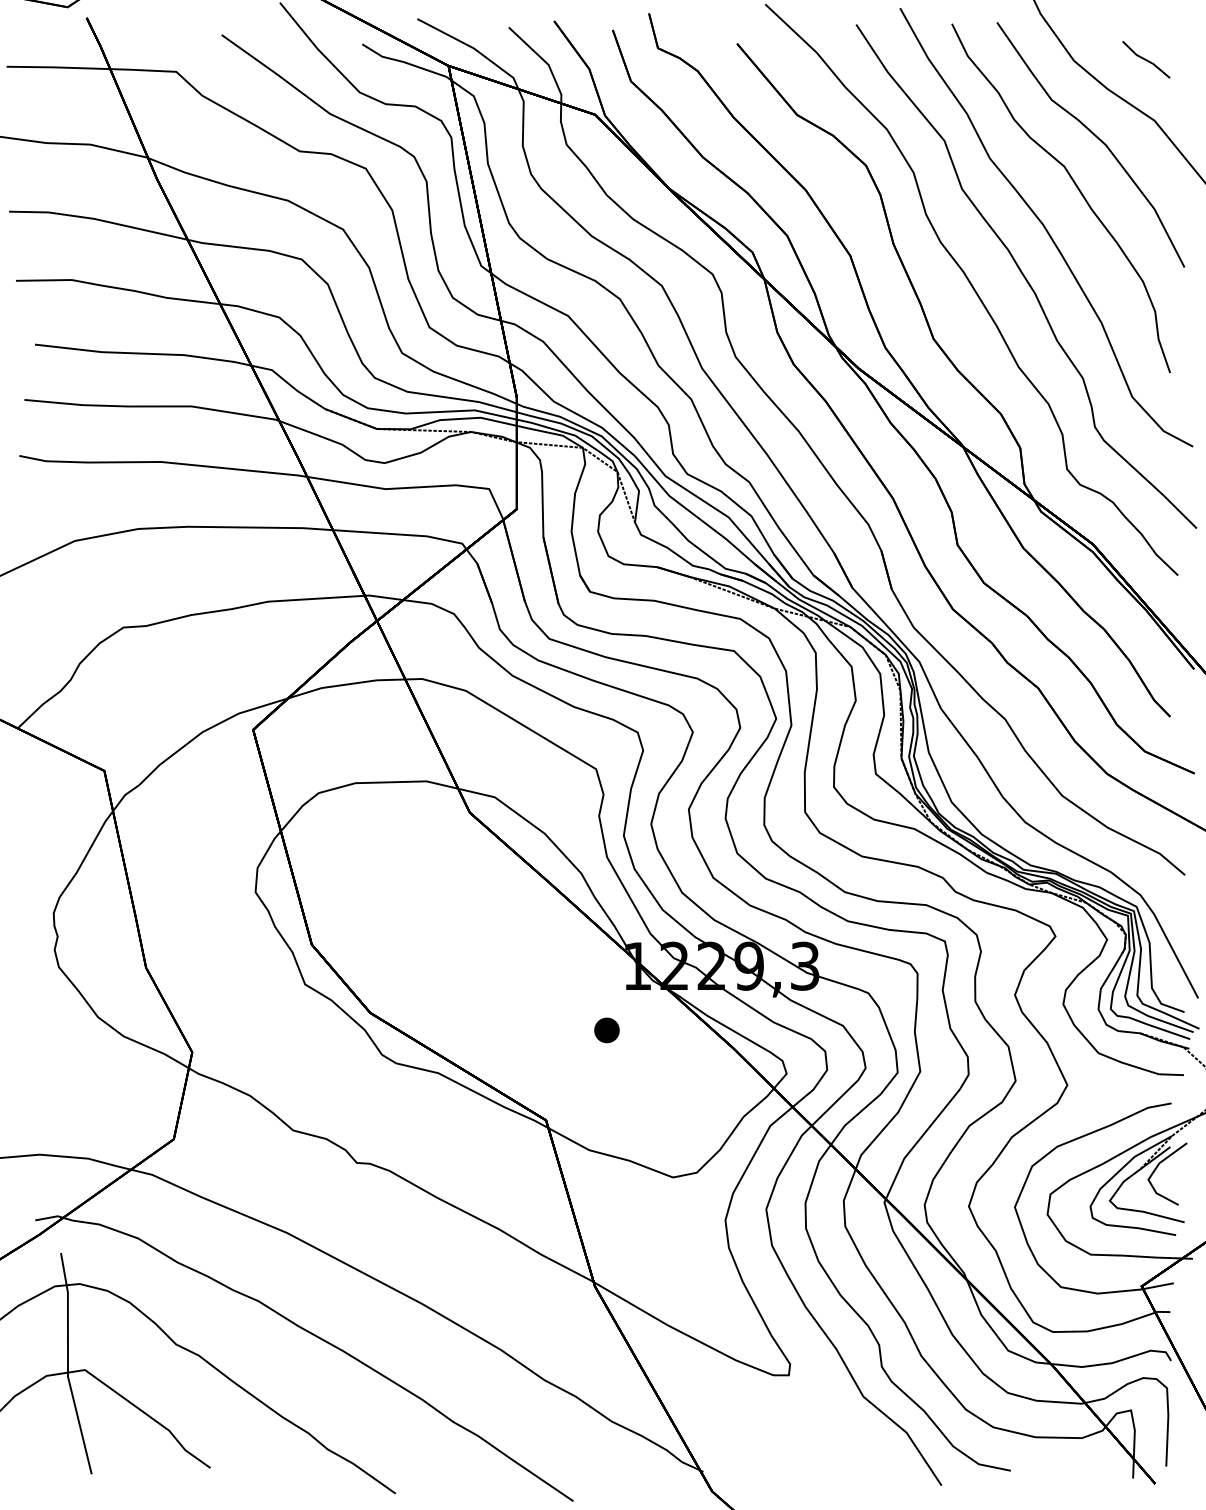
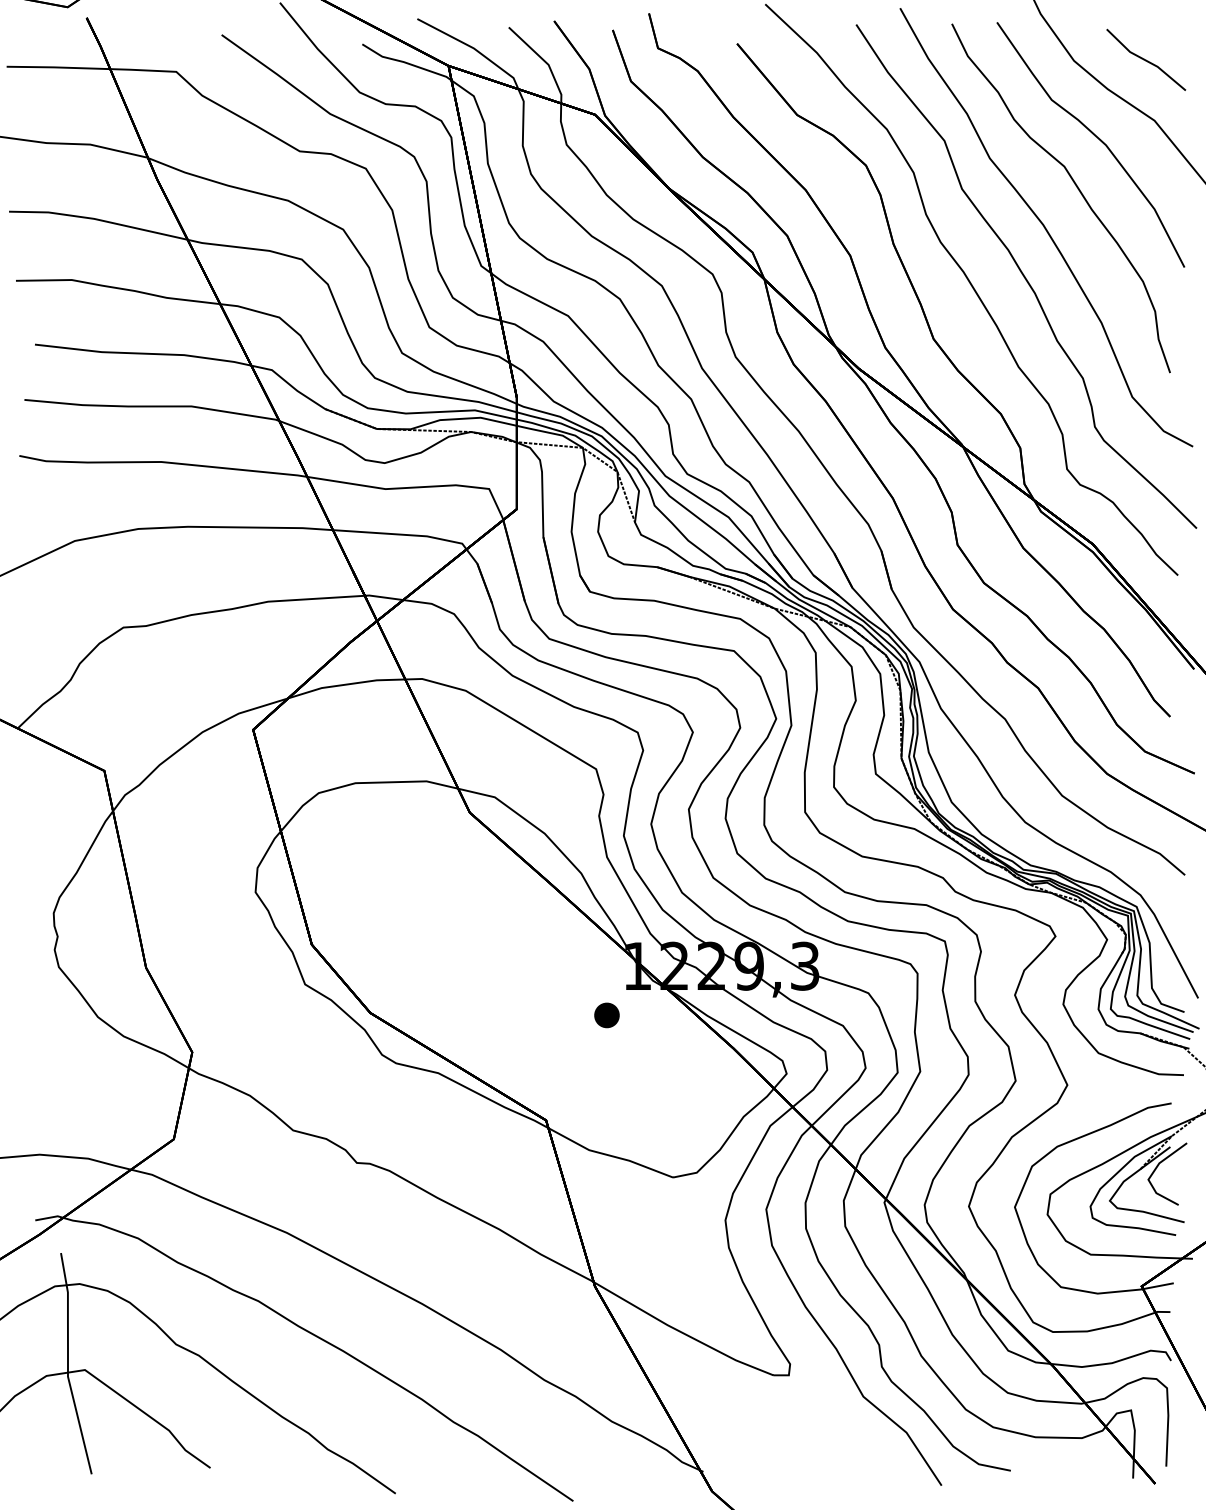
part size: 49x38 px -> 81x63 px (1146, 59)
part position: (606, 1030) -> (606, 1015) (606, 1015)
